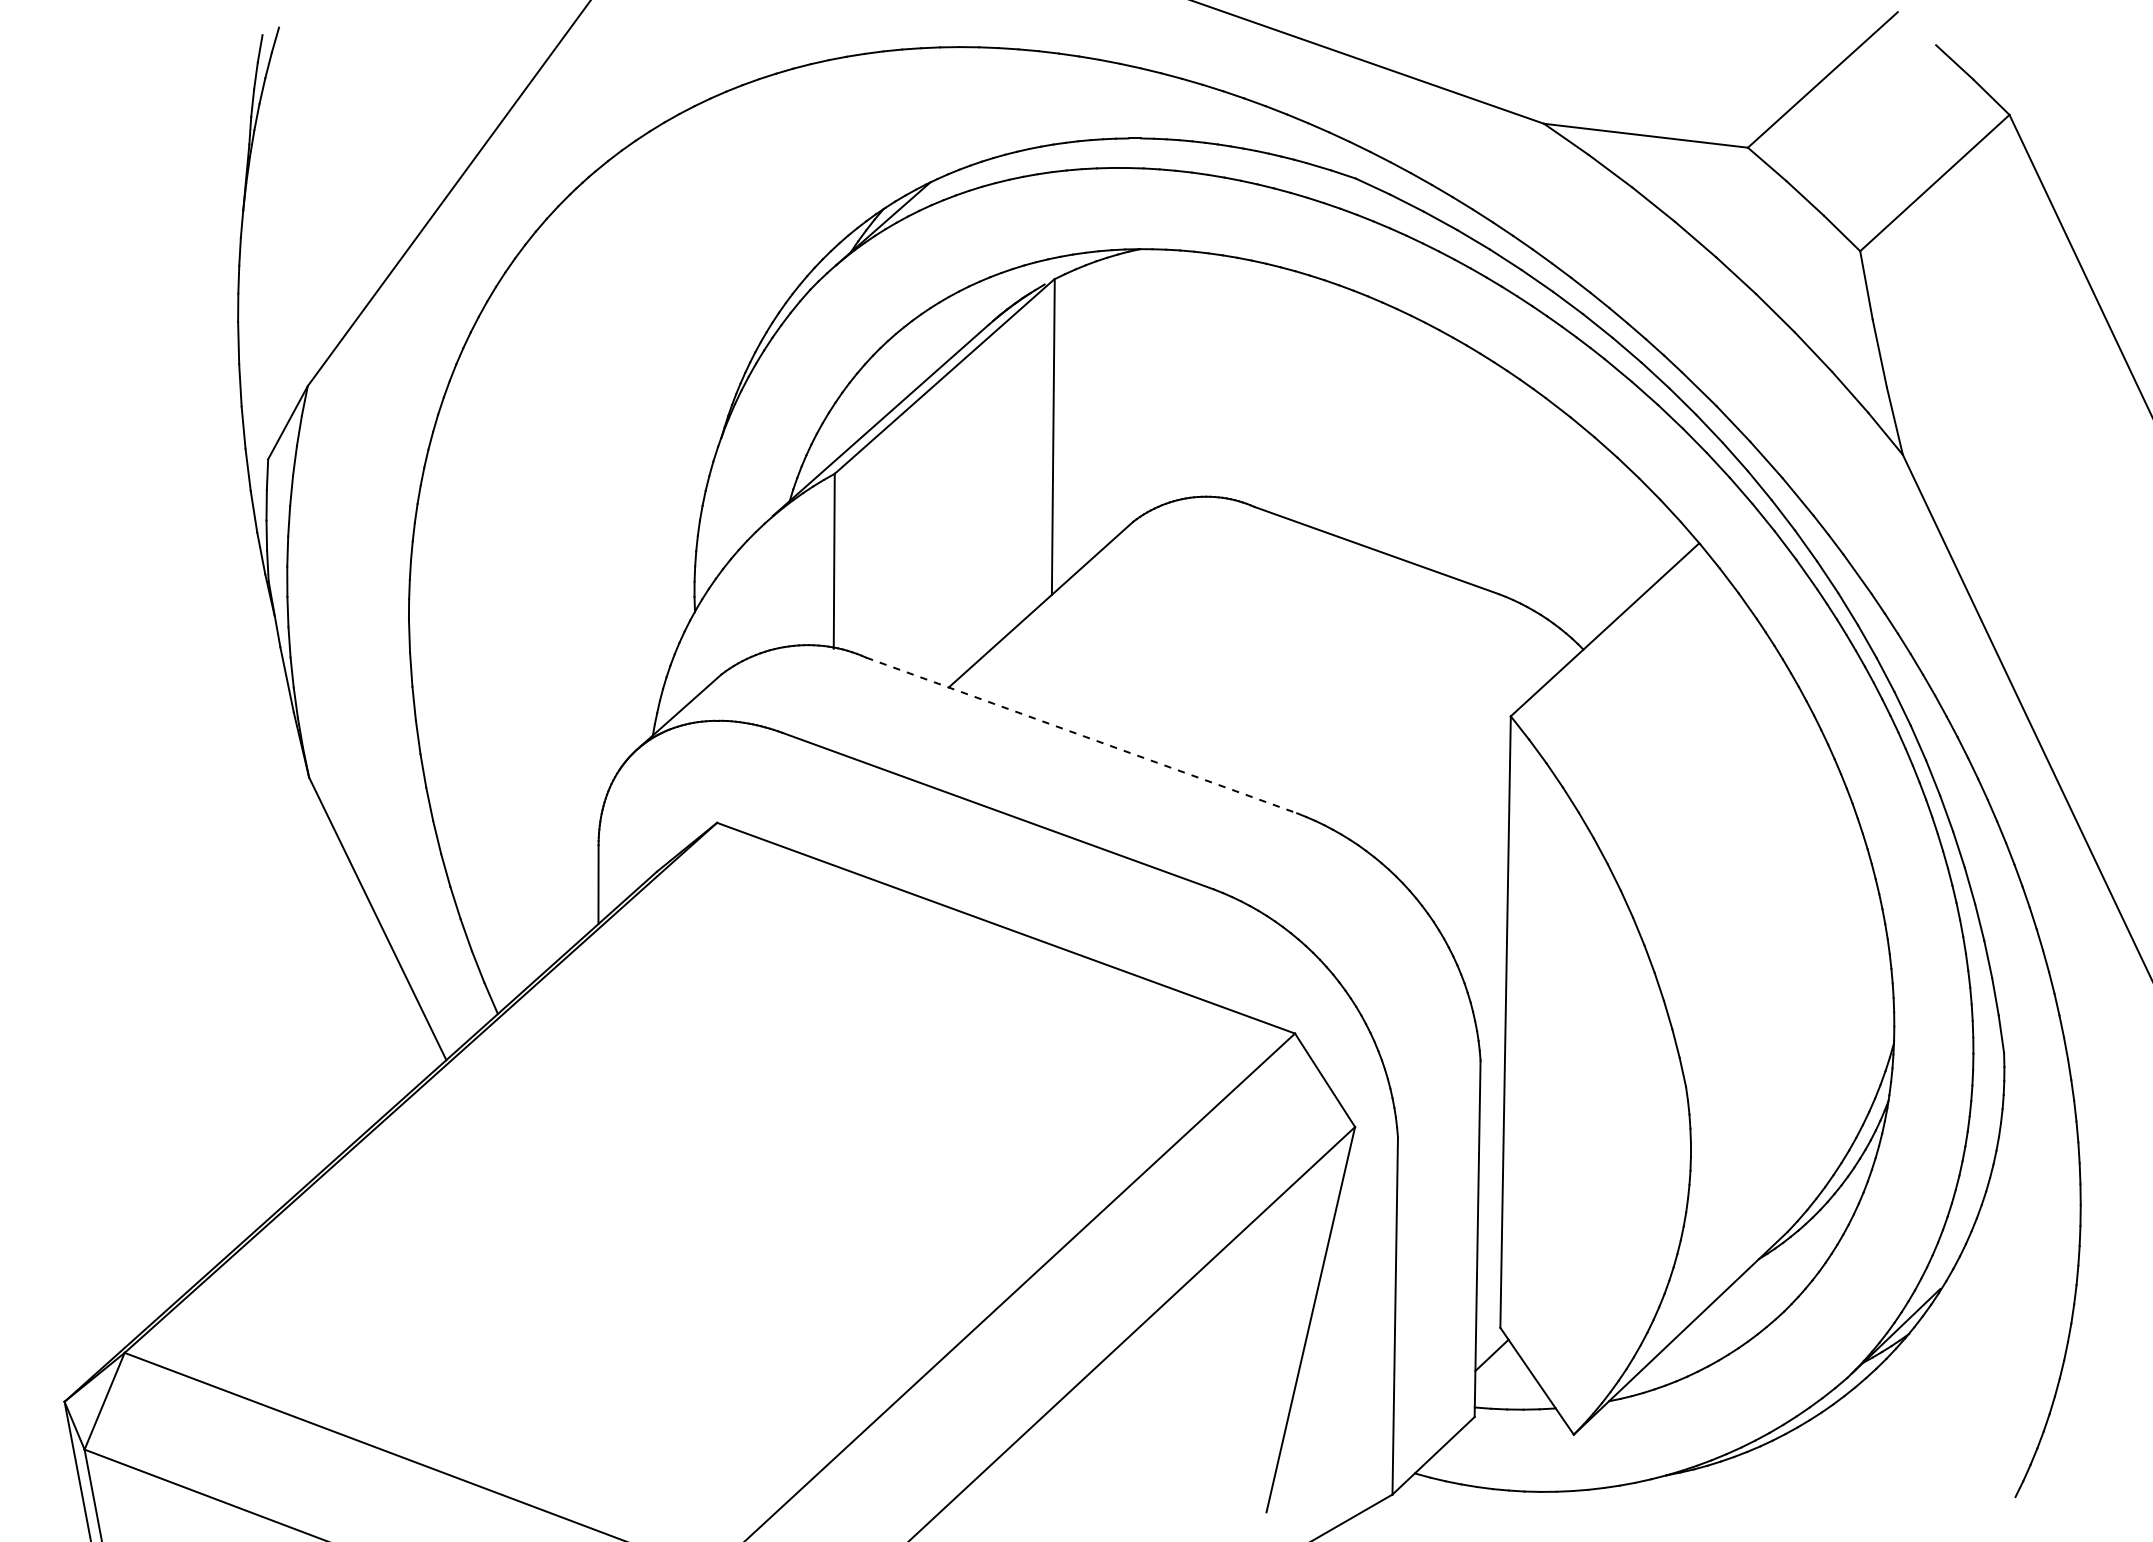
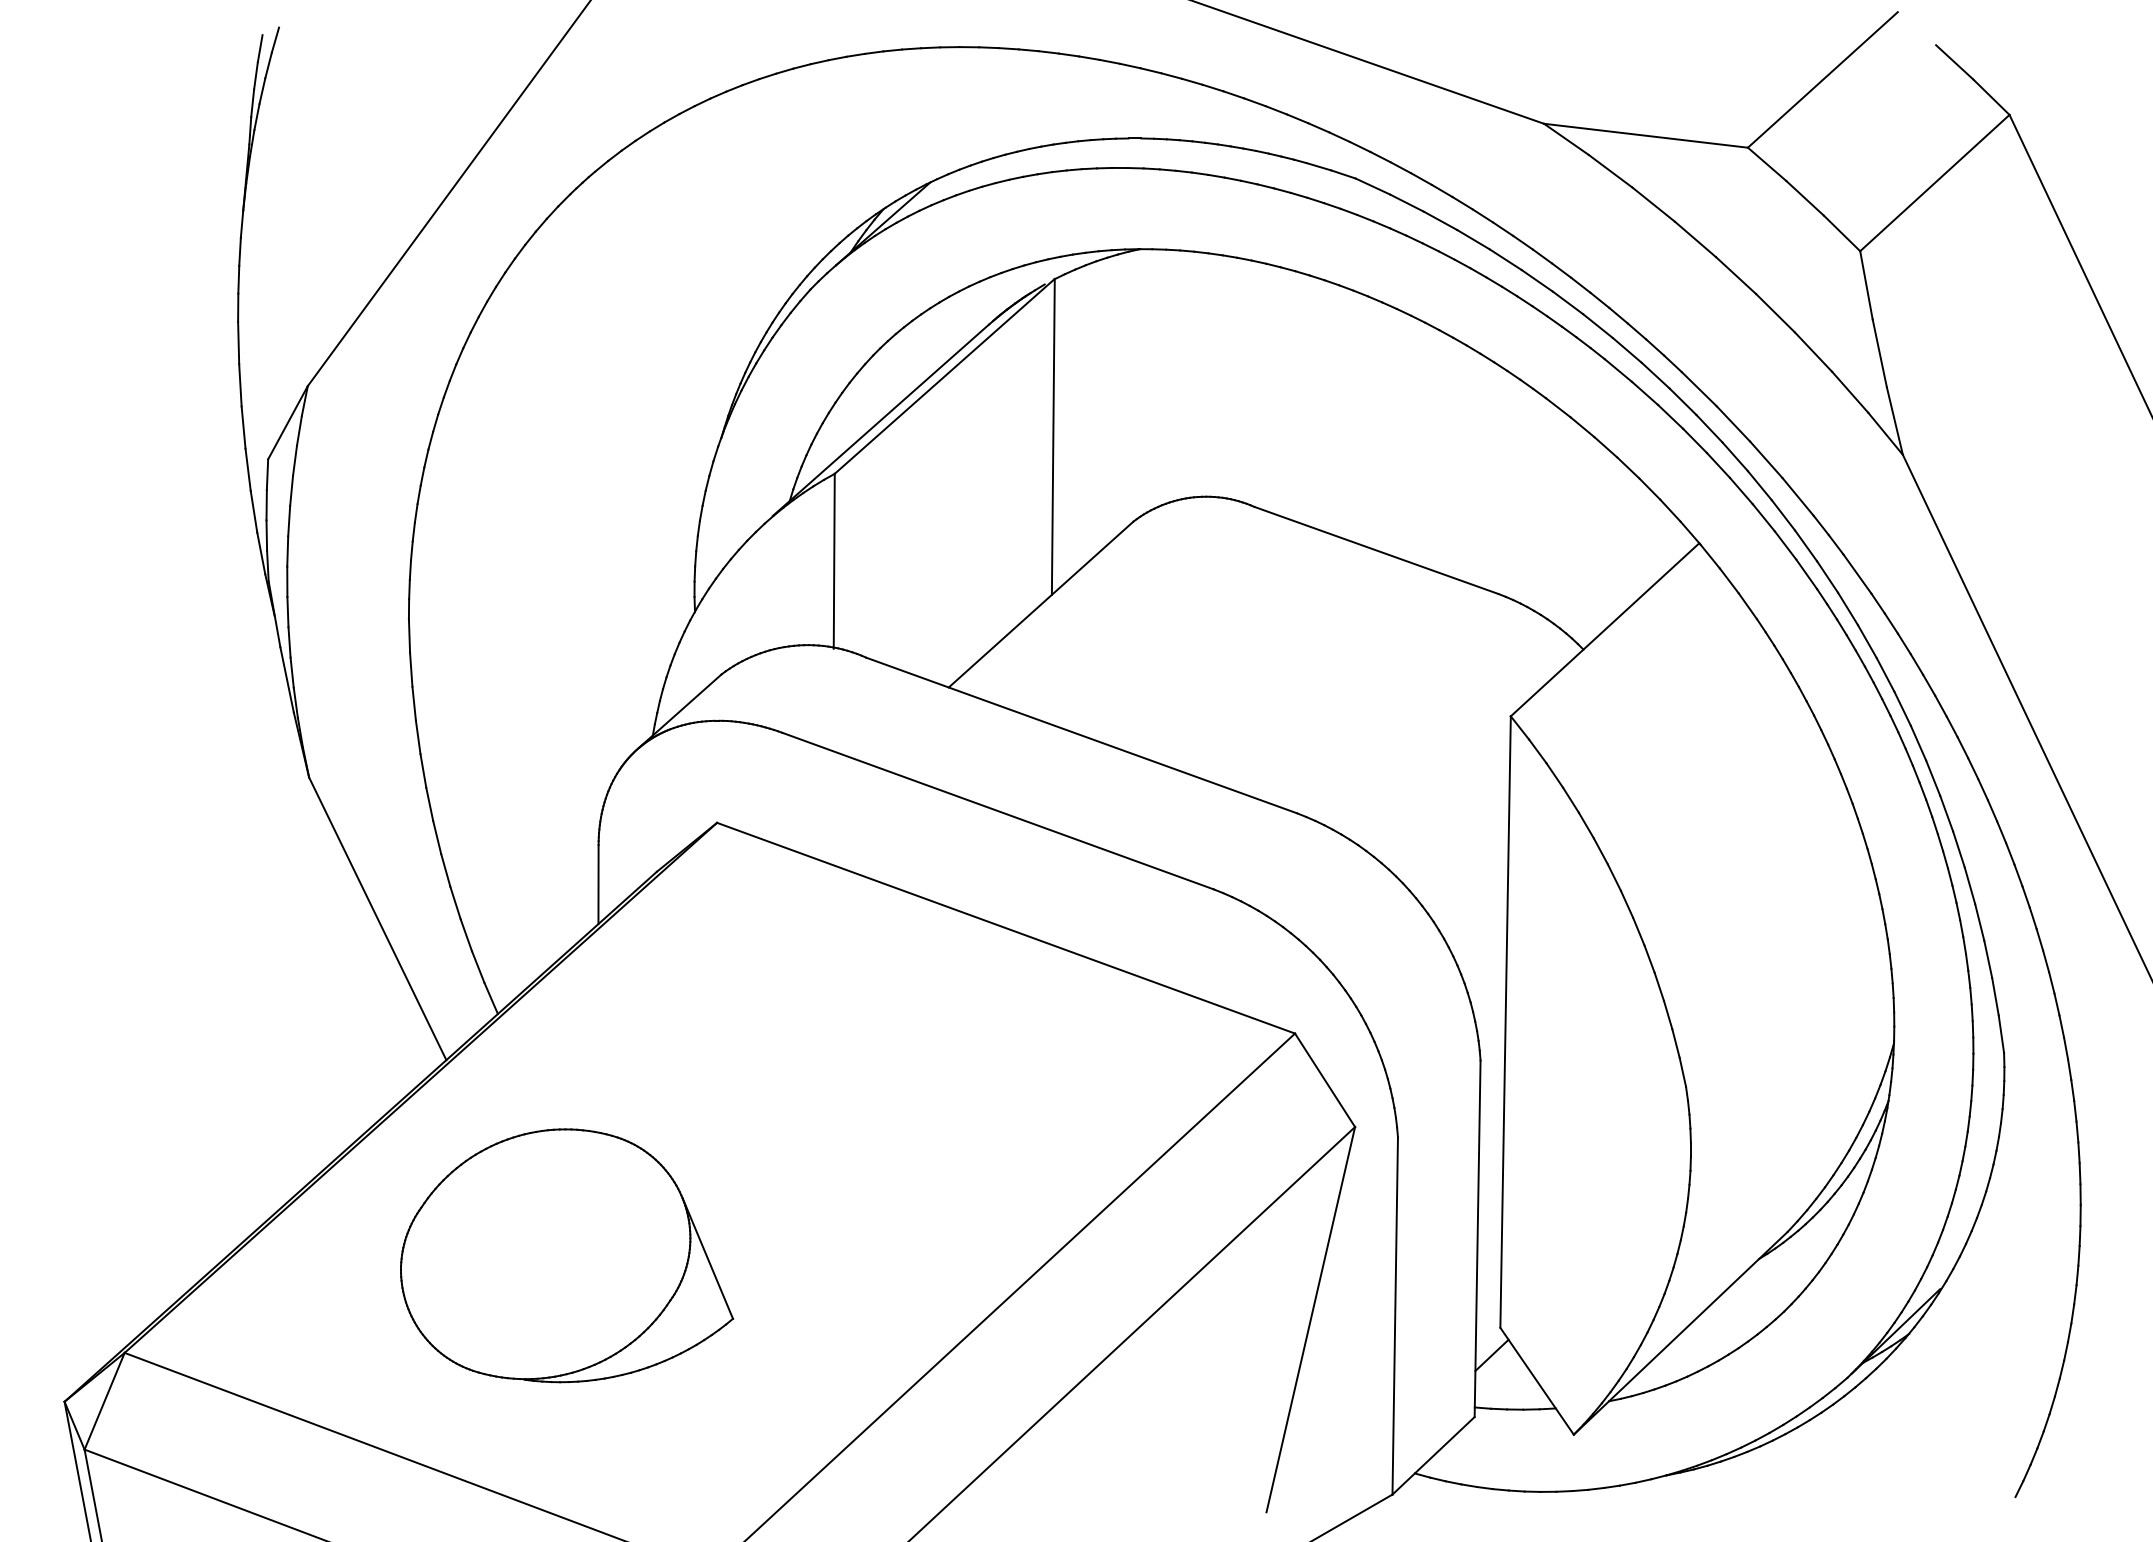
line: dashed -> solid (1082, 735)
part: none -> present (567, 1255)
